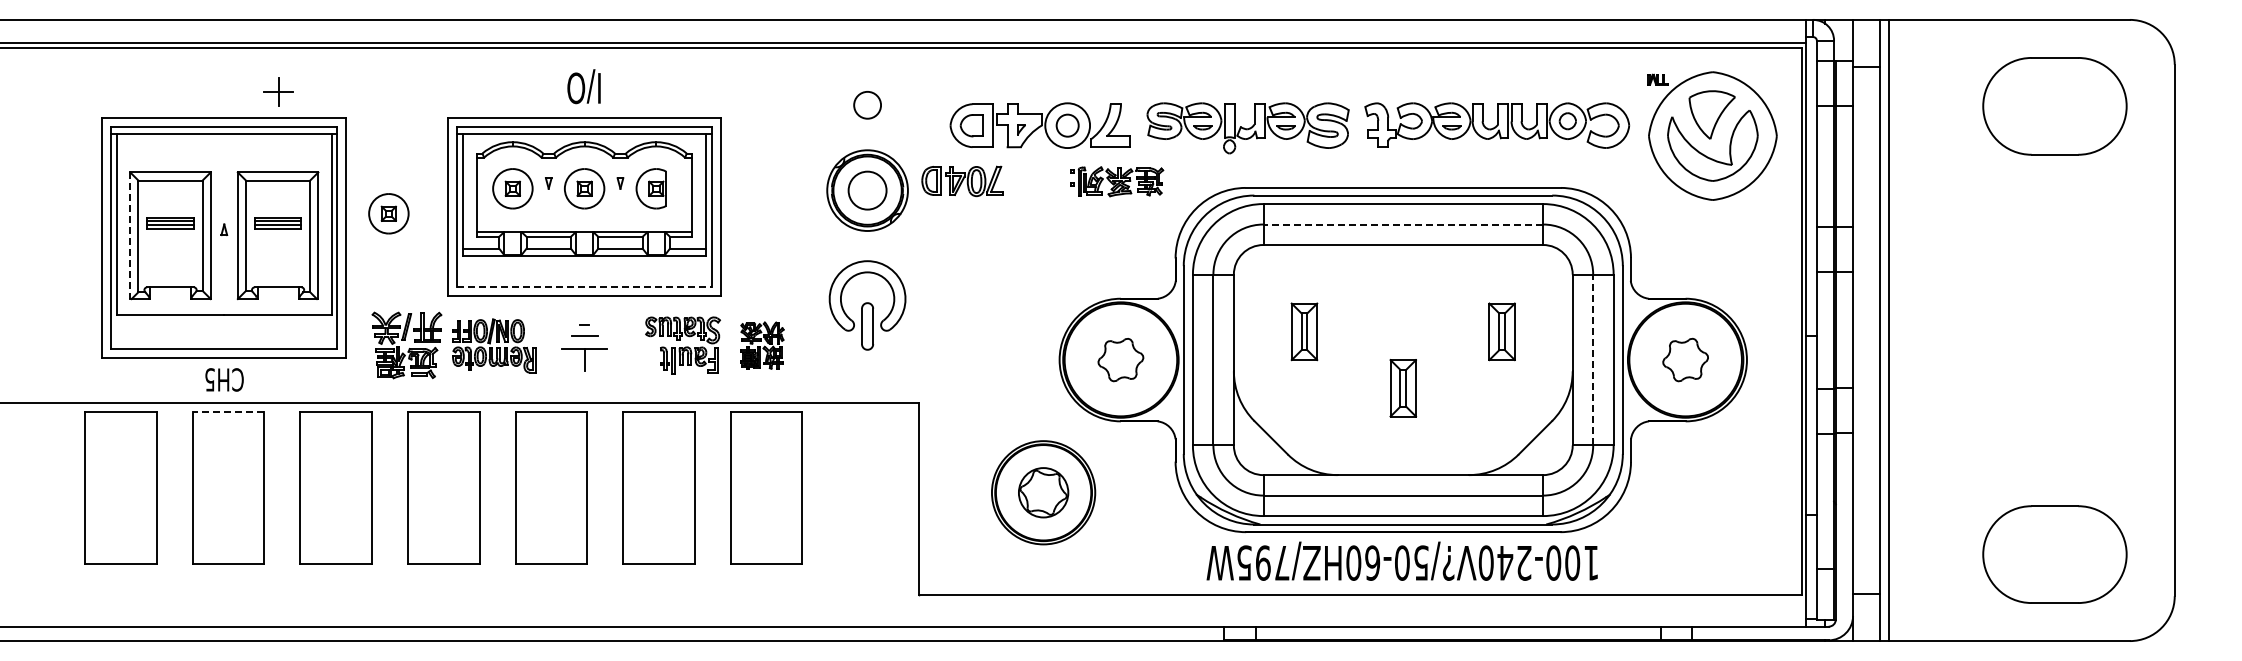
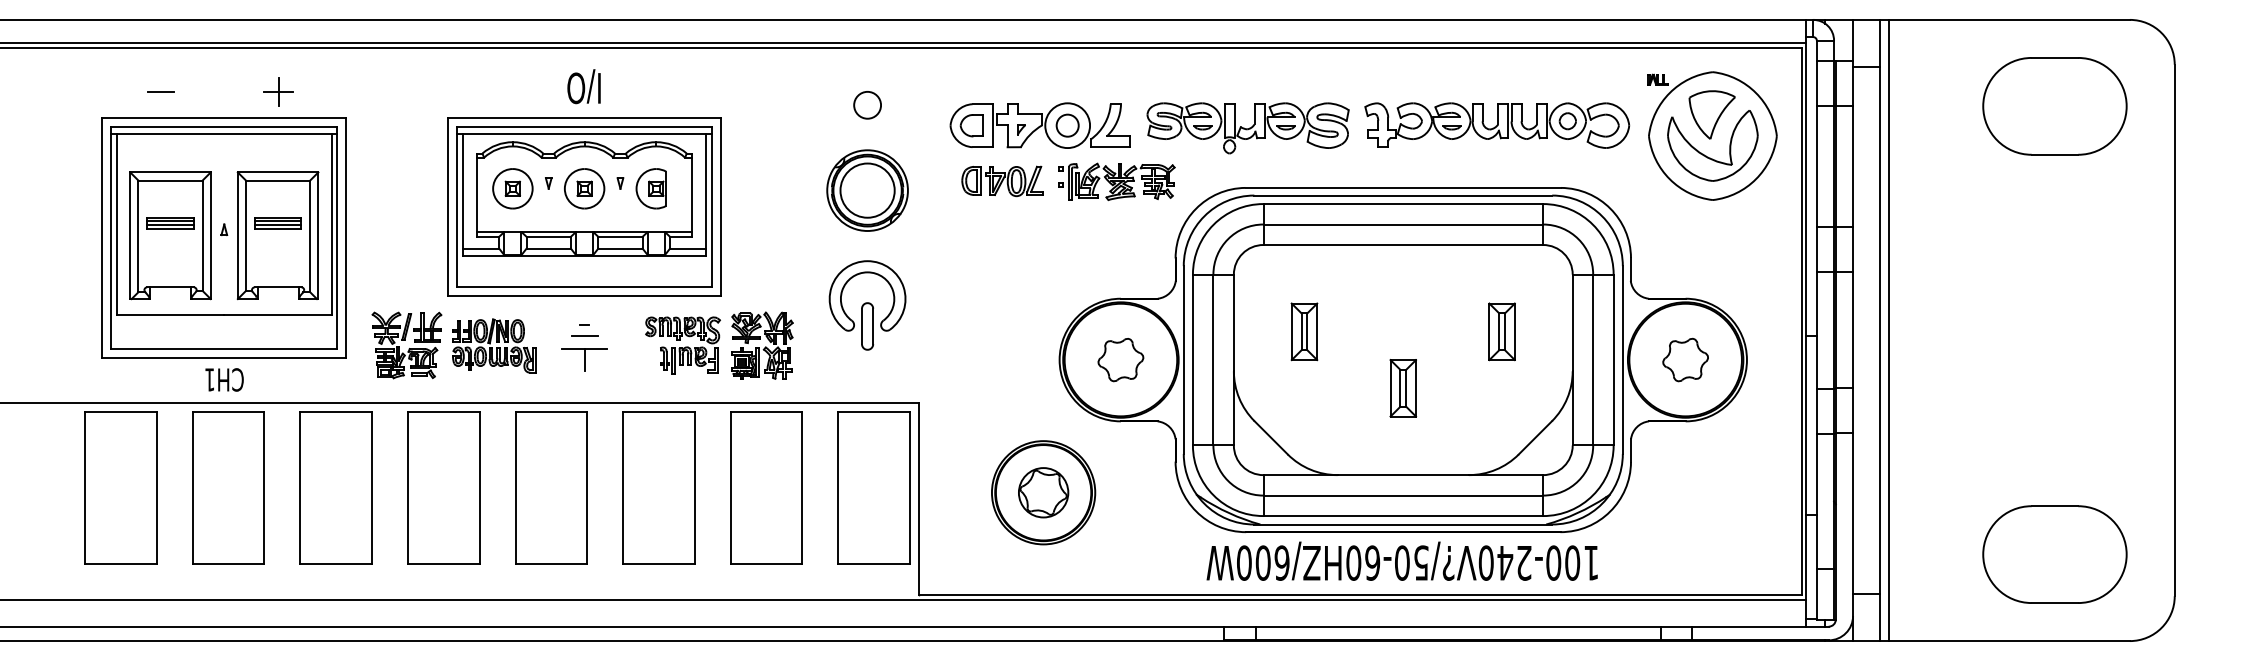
line: none -> present (160, 92)
part position: (962, 181) -> (1002, 181) (1002, 181)
part size: 95x32 px -> 118x39 px (1116, 181)
circle diameter: 38 px -> 54 px (867, 190)
part: present -> none (388, 213)
line: dashed -> solid (1403, 224)
line: dashed -> solid (130, 236)
line: dashed -> solid (585, 286)
part size: 45x49 px -> 63x69 px (762, 345)
line: dashed -> solid (1593, 359)
text: CH5 -> CH1 (209, 379)
line: dashed -> solid (228, 411)
part: none -> present (873, 487)
text: 100-240V?/50-60HZ/795W -> 100-240V?/50-60HZ/600W (1263, 562)
line: none -> present (904, 600)
